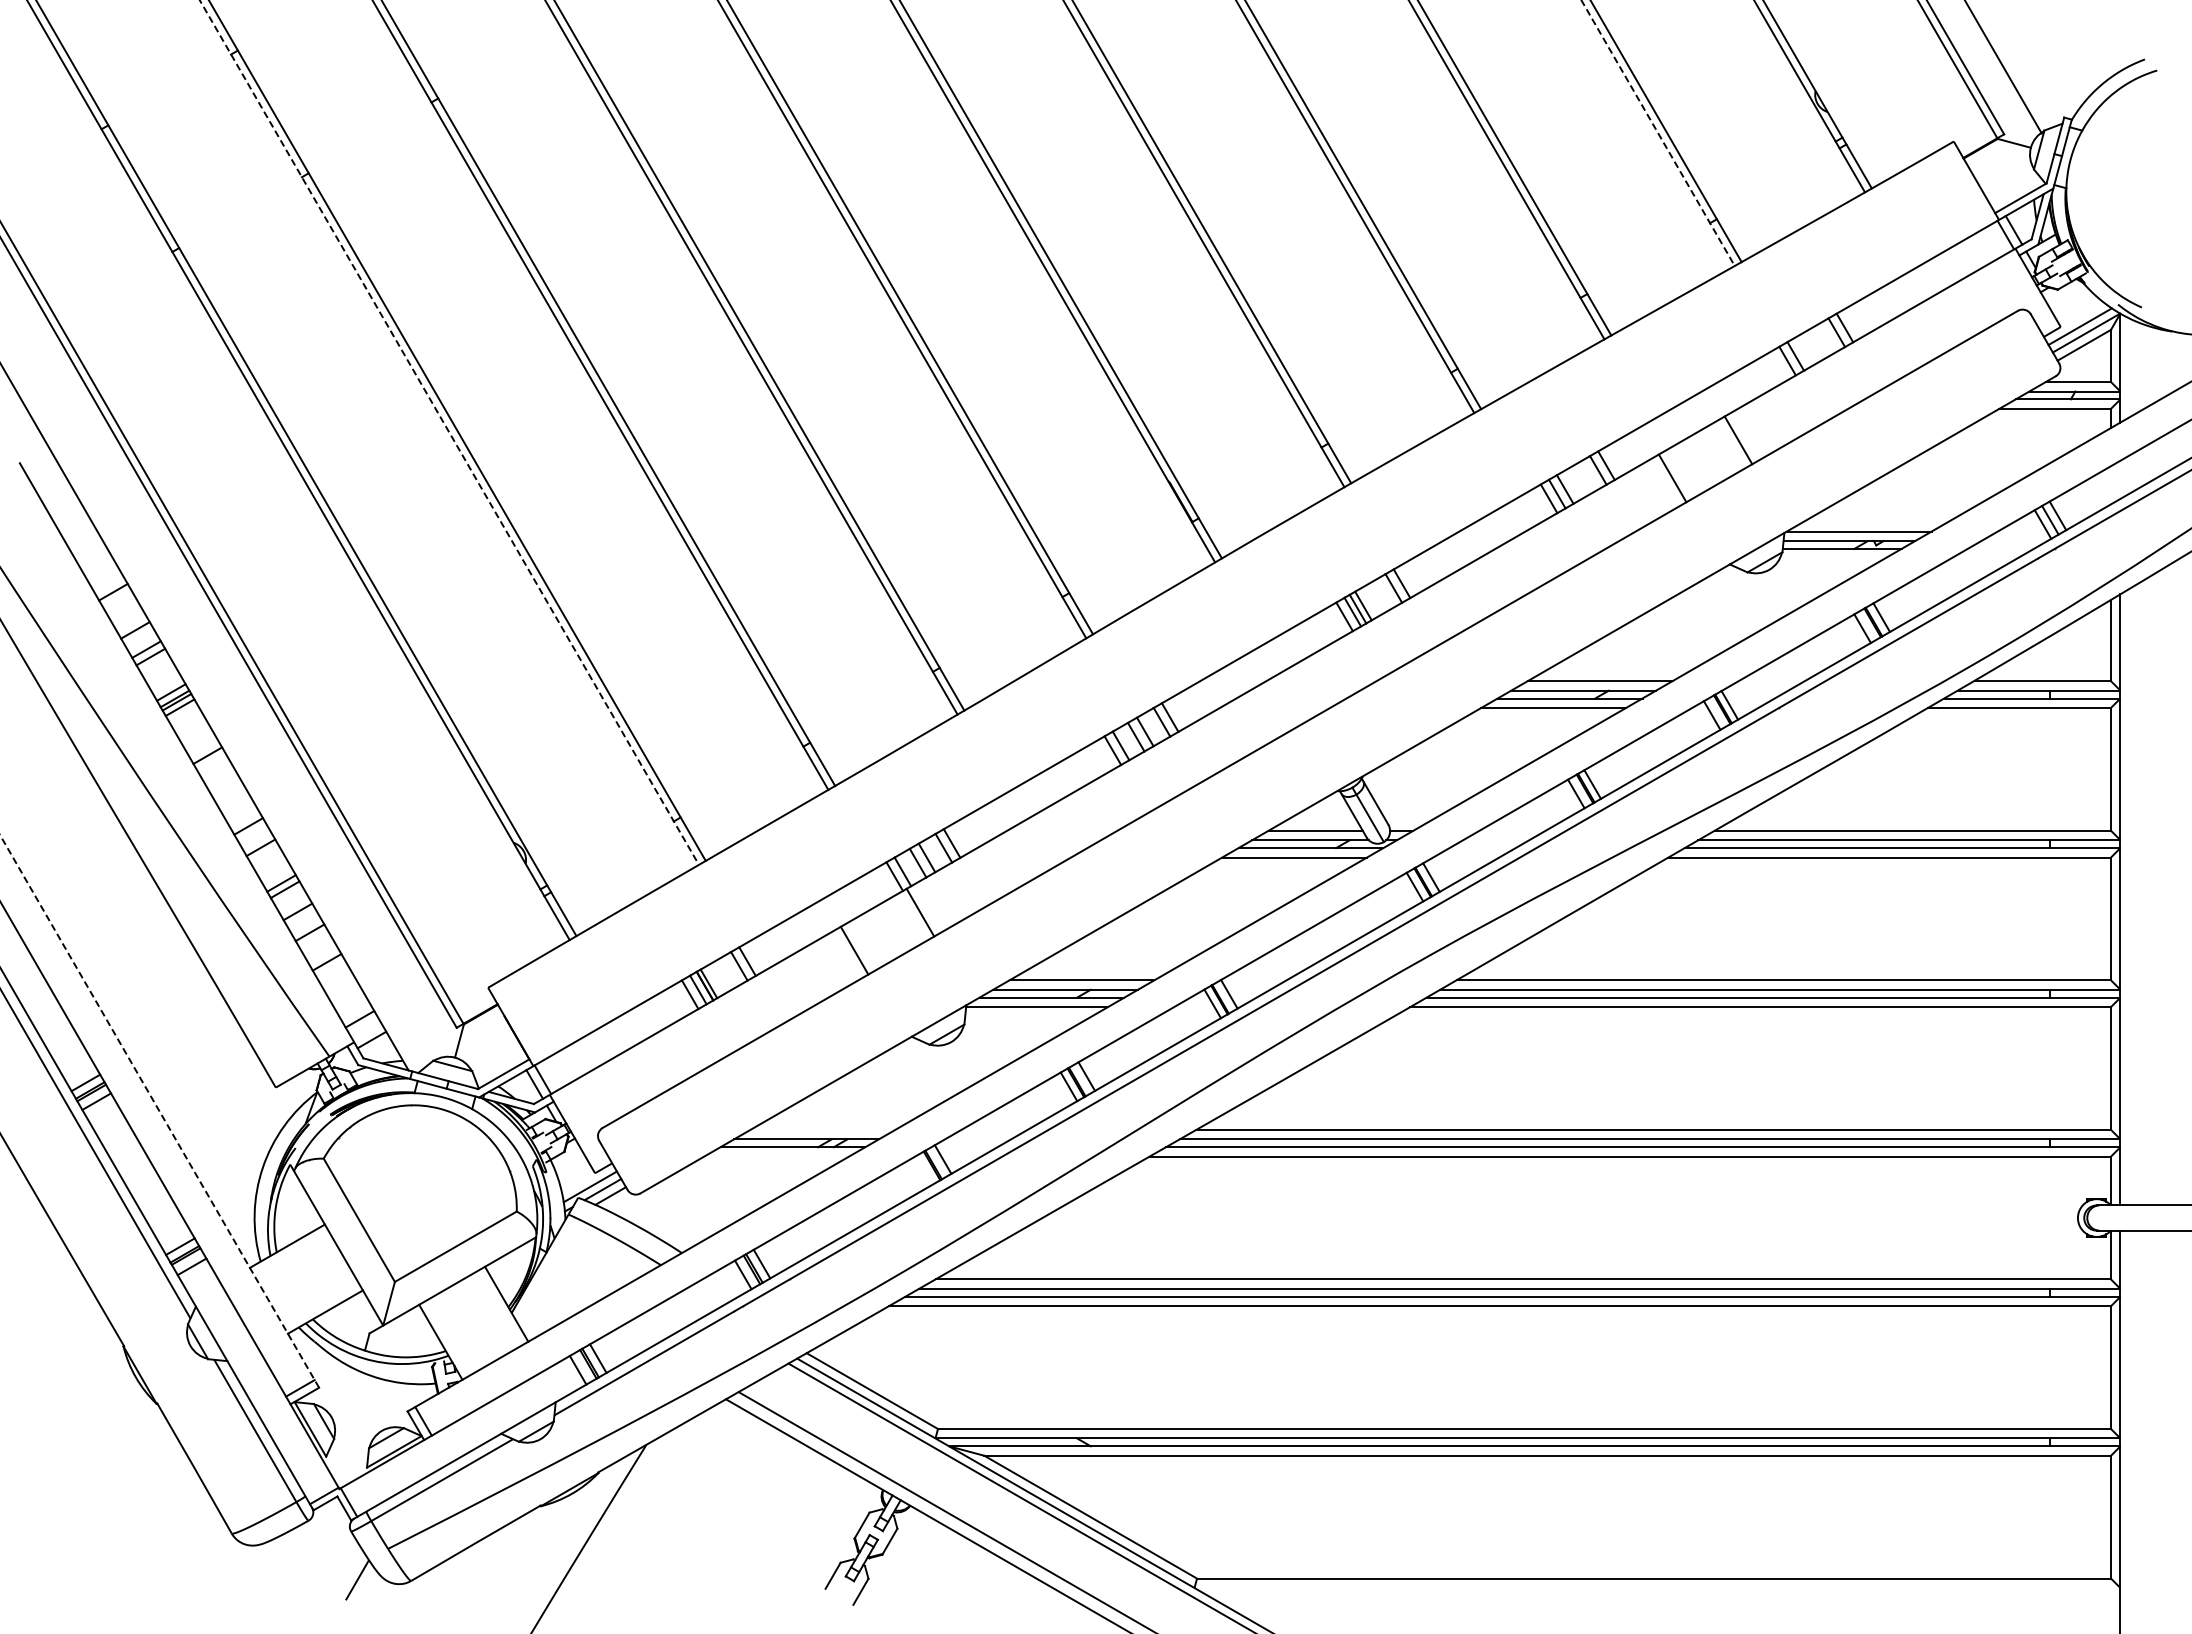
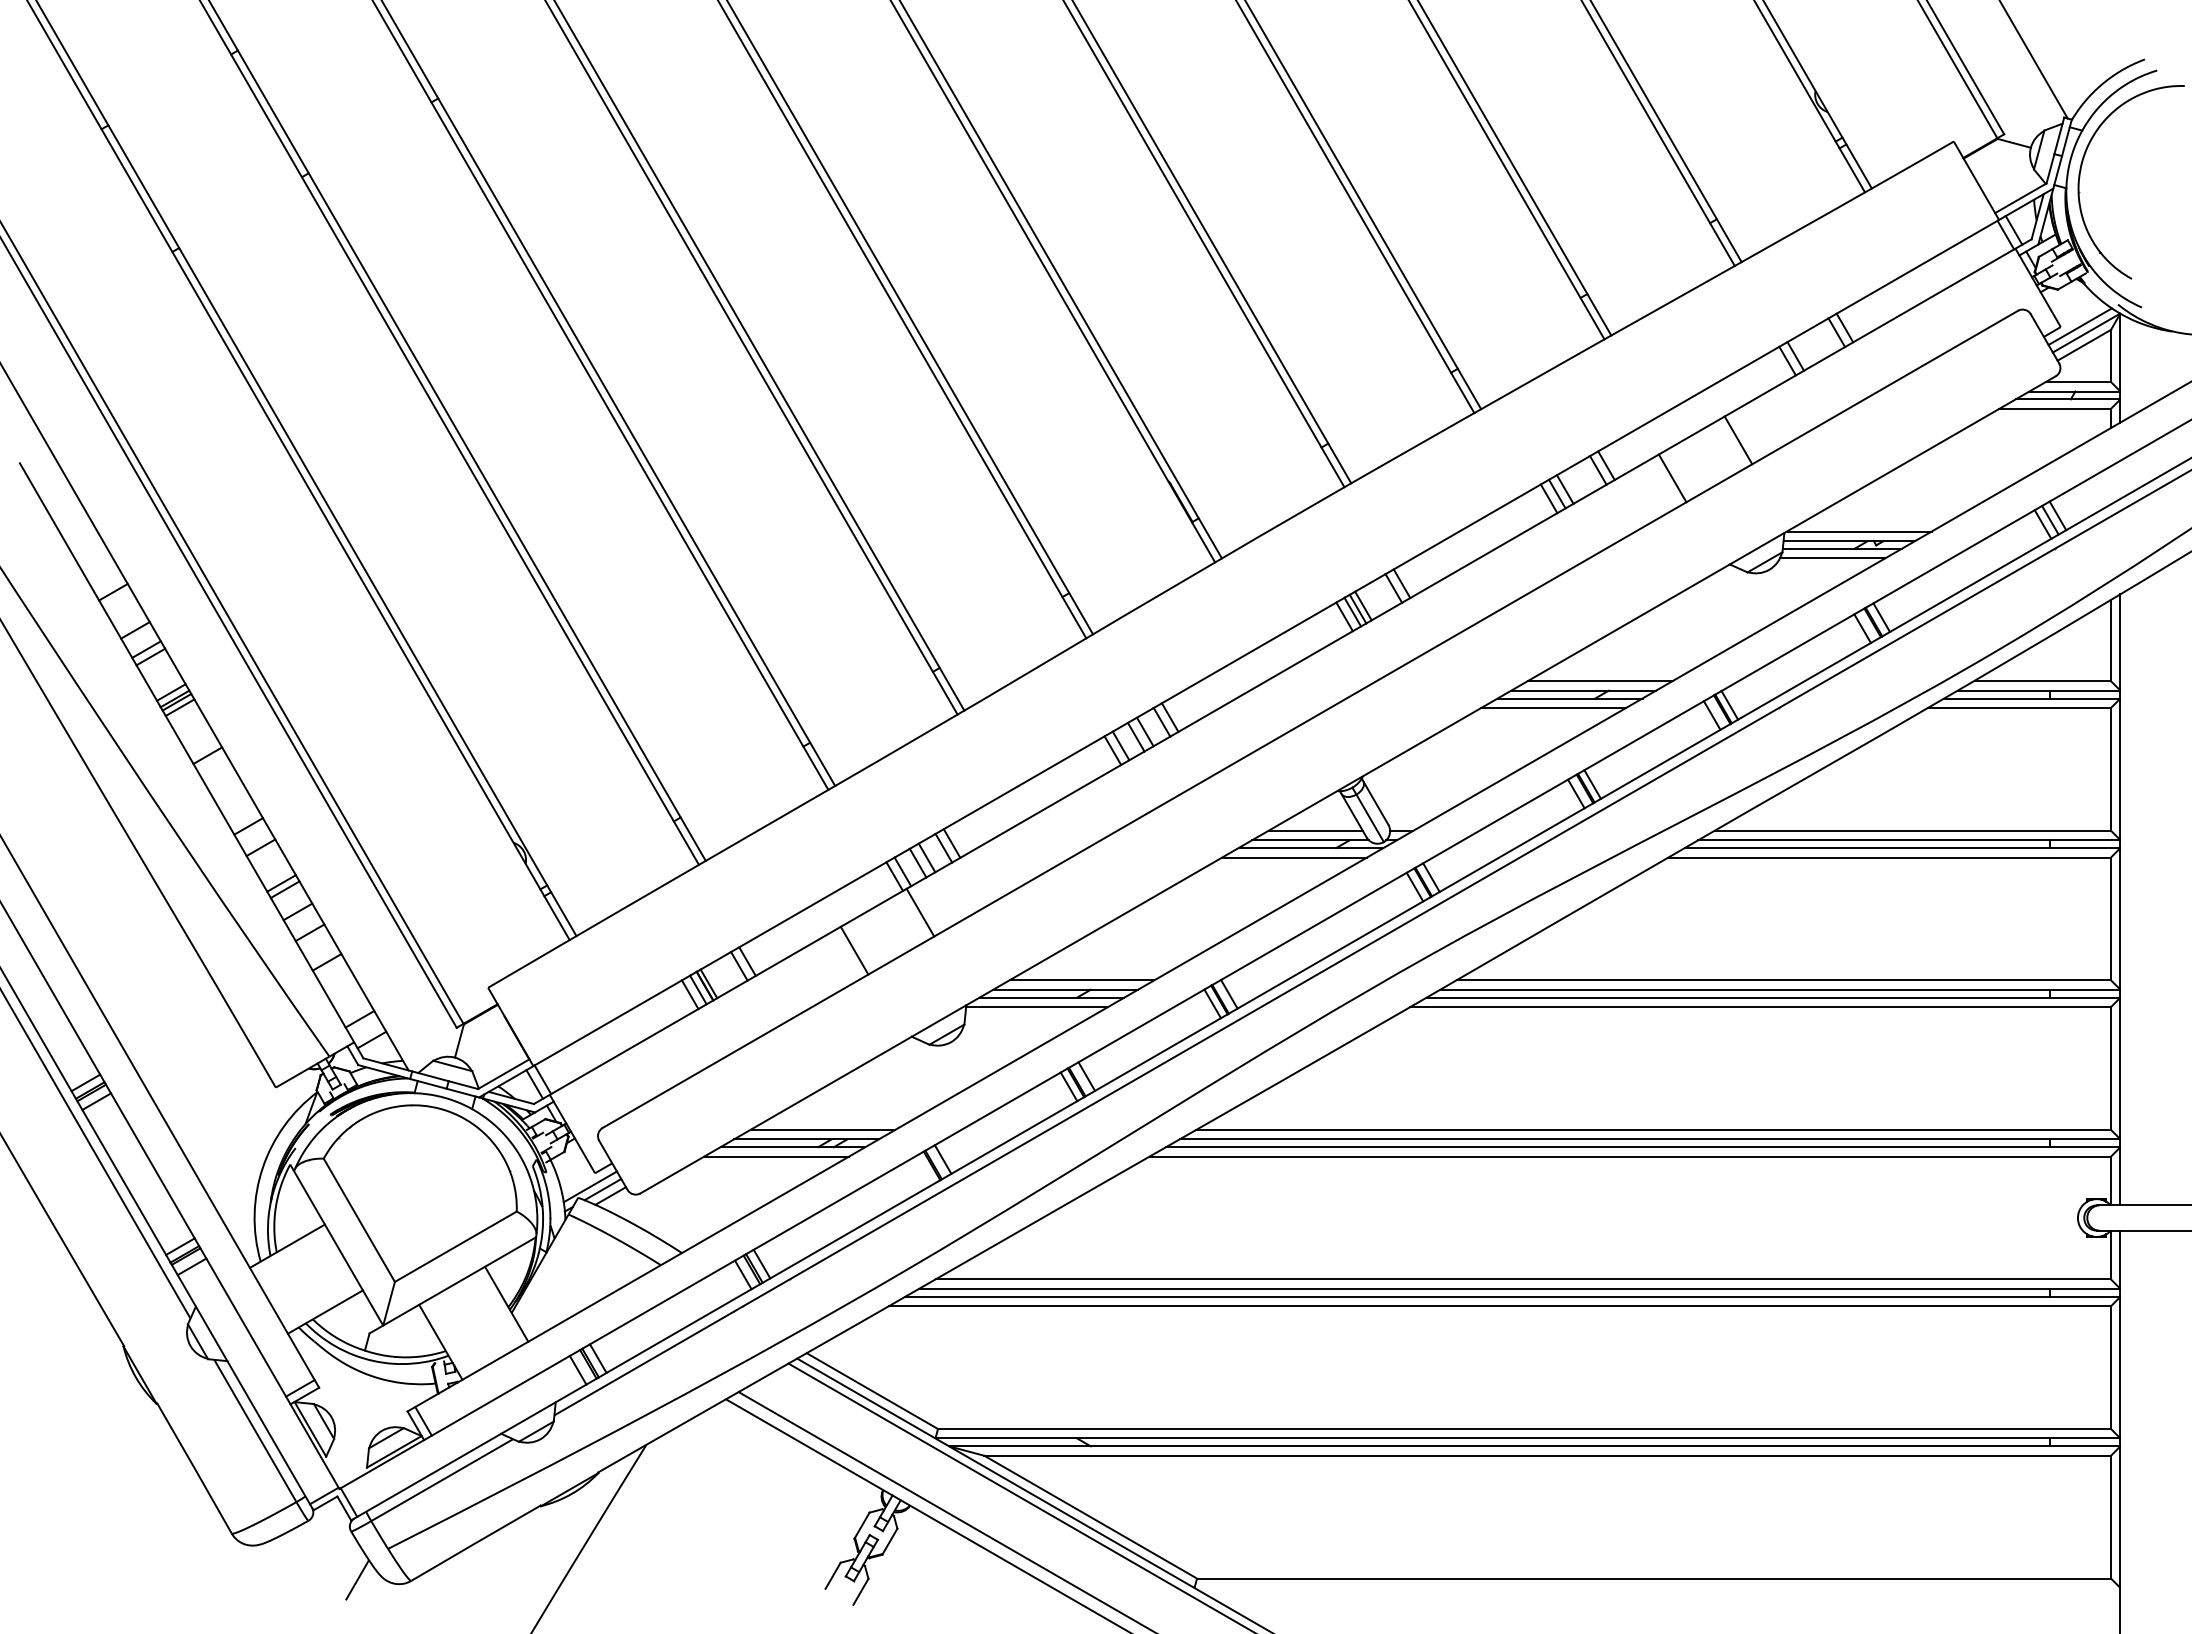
line position: (2003, 67) -> (2033, 60) (2033, 60)
line: dashed -> solid (1658, 133)
part: none -> present (2080, 177)
line: dashed -> solid (449, 432)
line: none -> present (1832, 558)
line: dashed -> solid (159, 1111)
line: none -> present (822, 1129)
line: none -> present (776, 1156)
